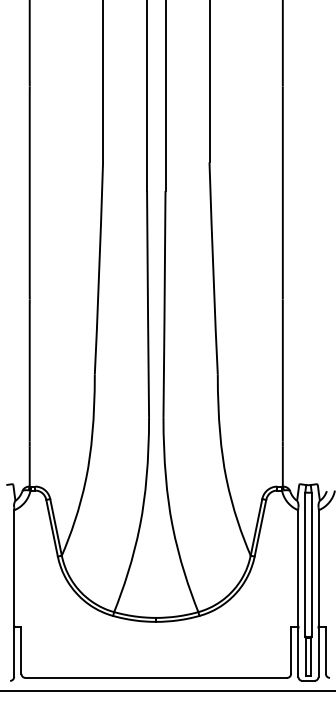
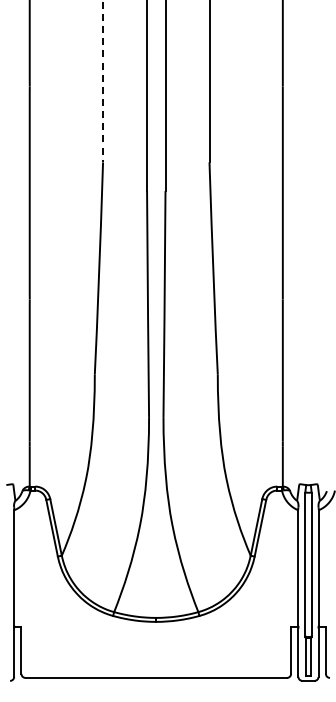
line: solid -> dashed (103, 81)
line: present -> none (167, 691)
